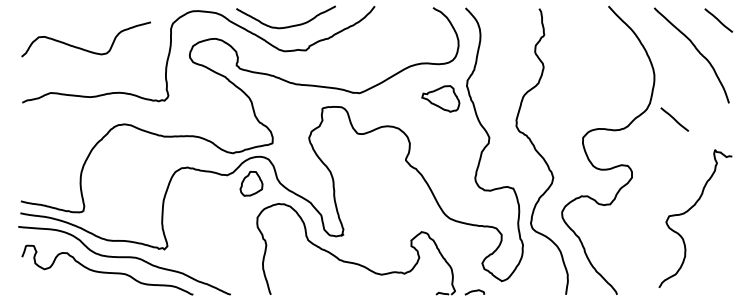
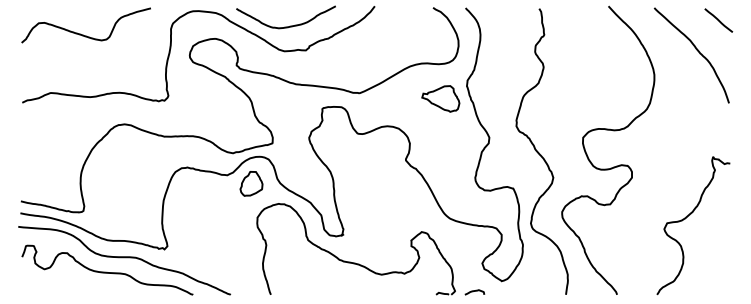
curve position: (83, 48) -> (83, 34) (83, 34)
line: present -> none (674, 119)
curve position: (688, 211) -> (686, 218) (686, 218)
